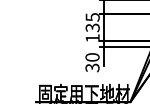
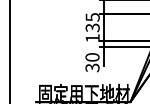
line: none -> present (10, 51)
